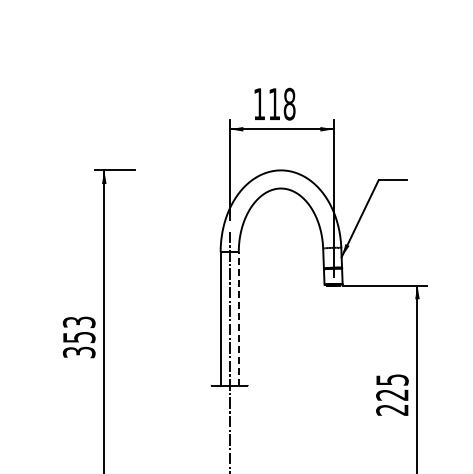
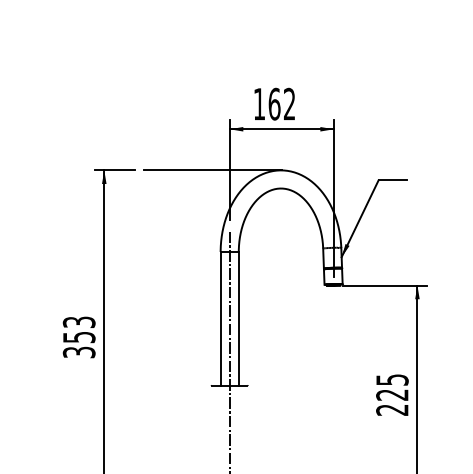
text: 118 -> 162 (281, 103)
line: none -> present (212, 170)
line: dashed -> solid (238, 318)
